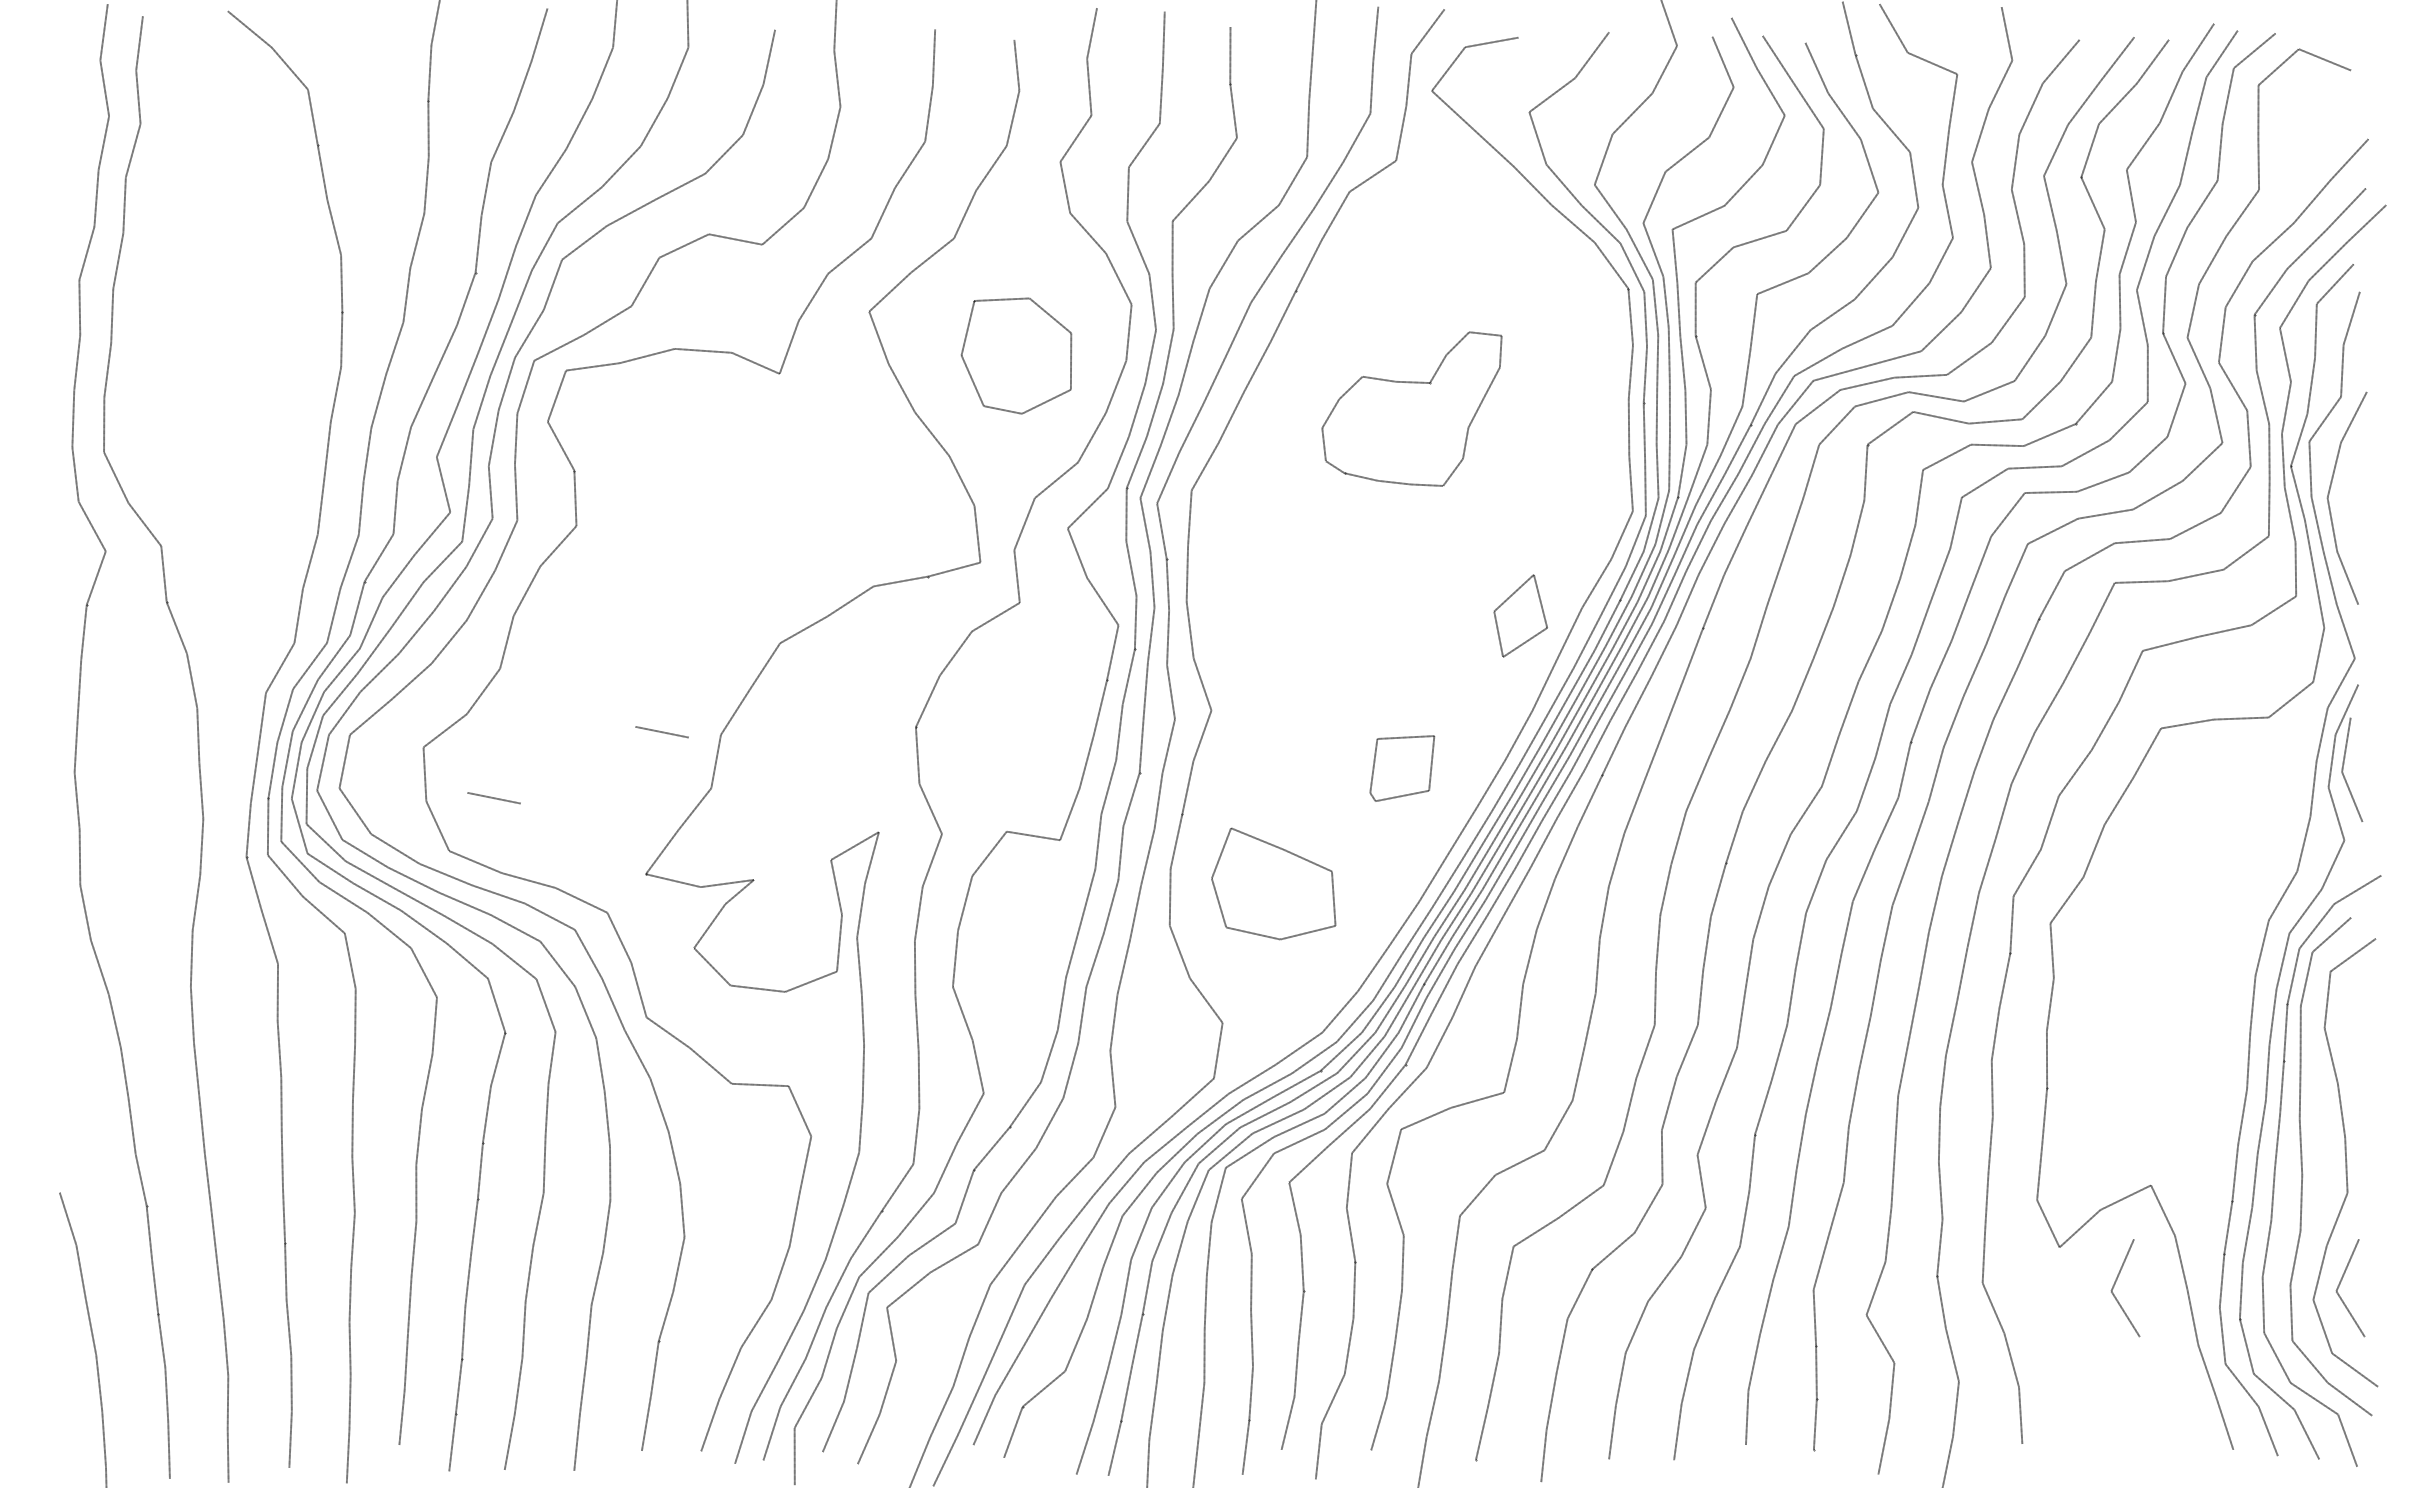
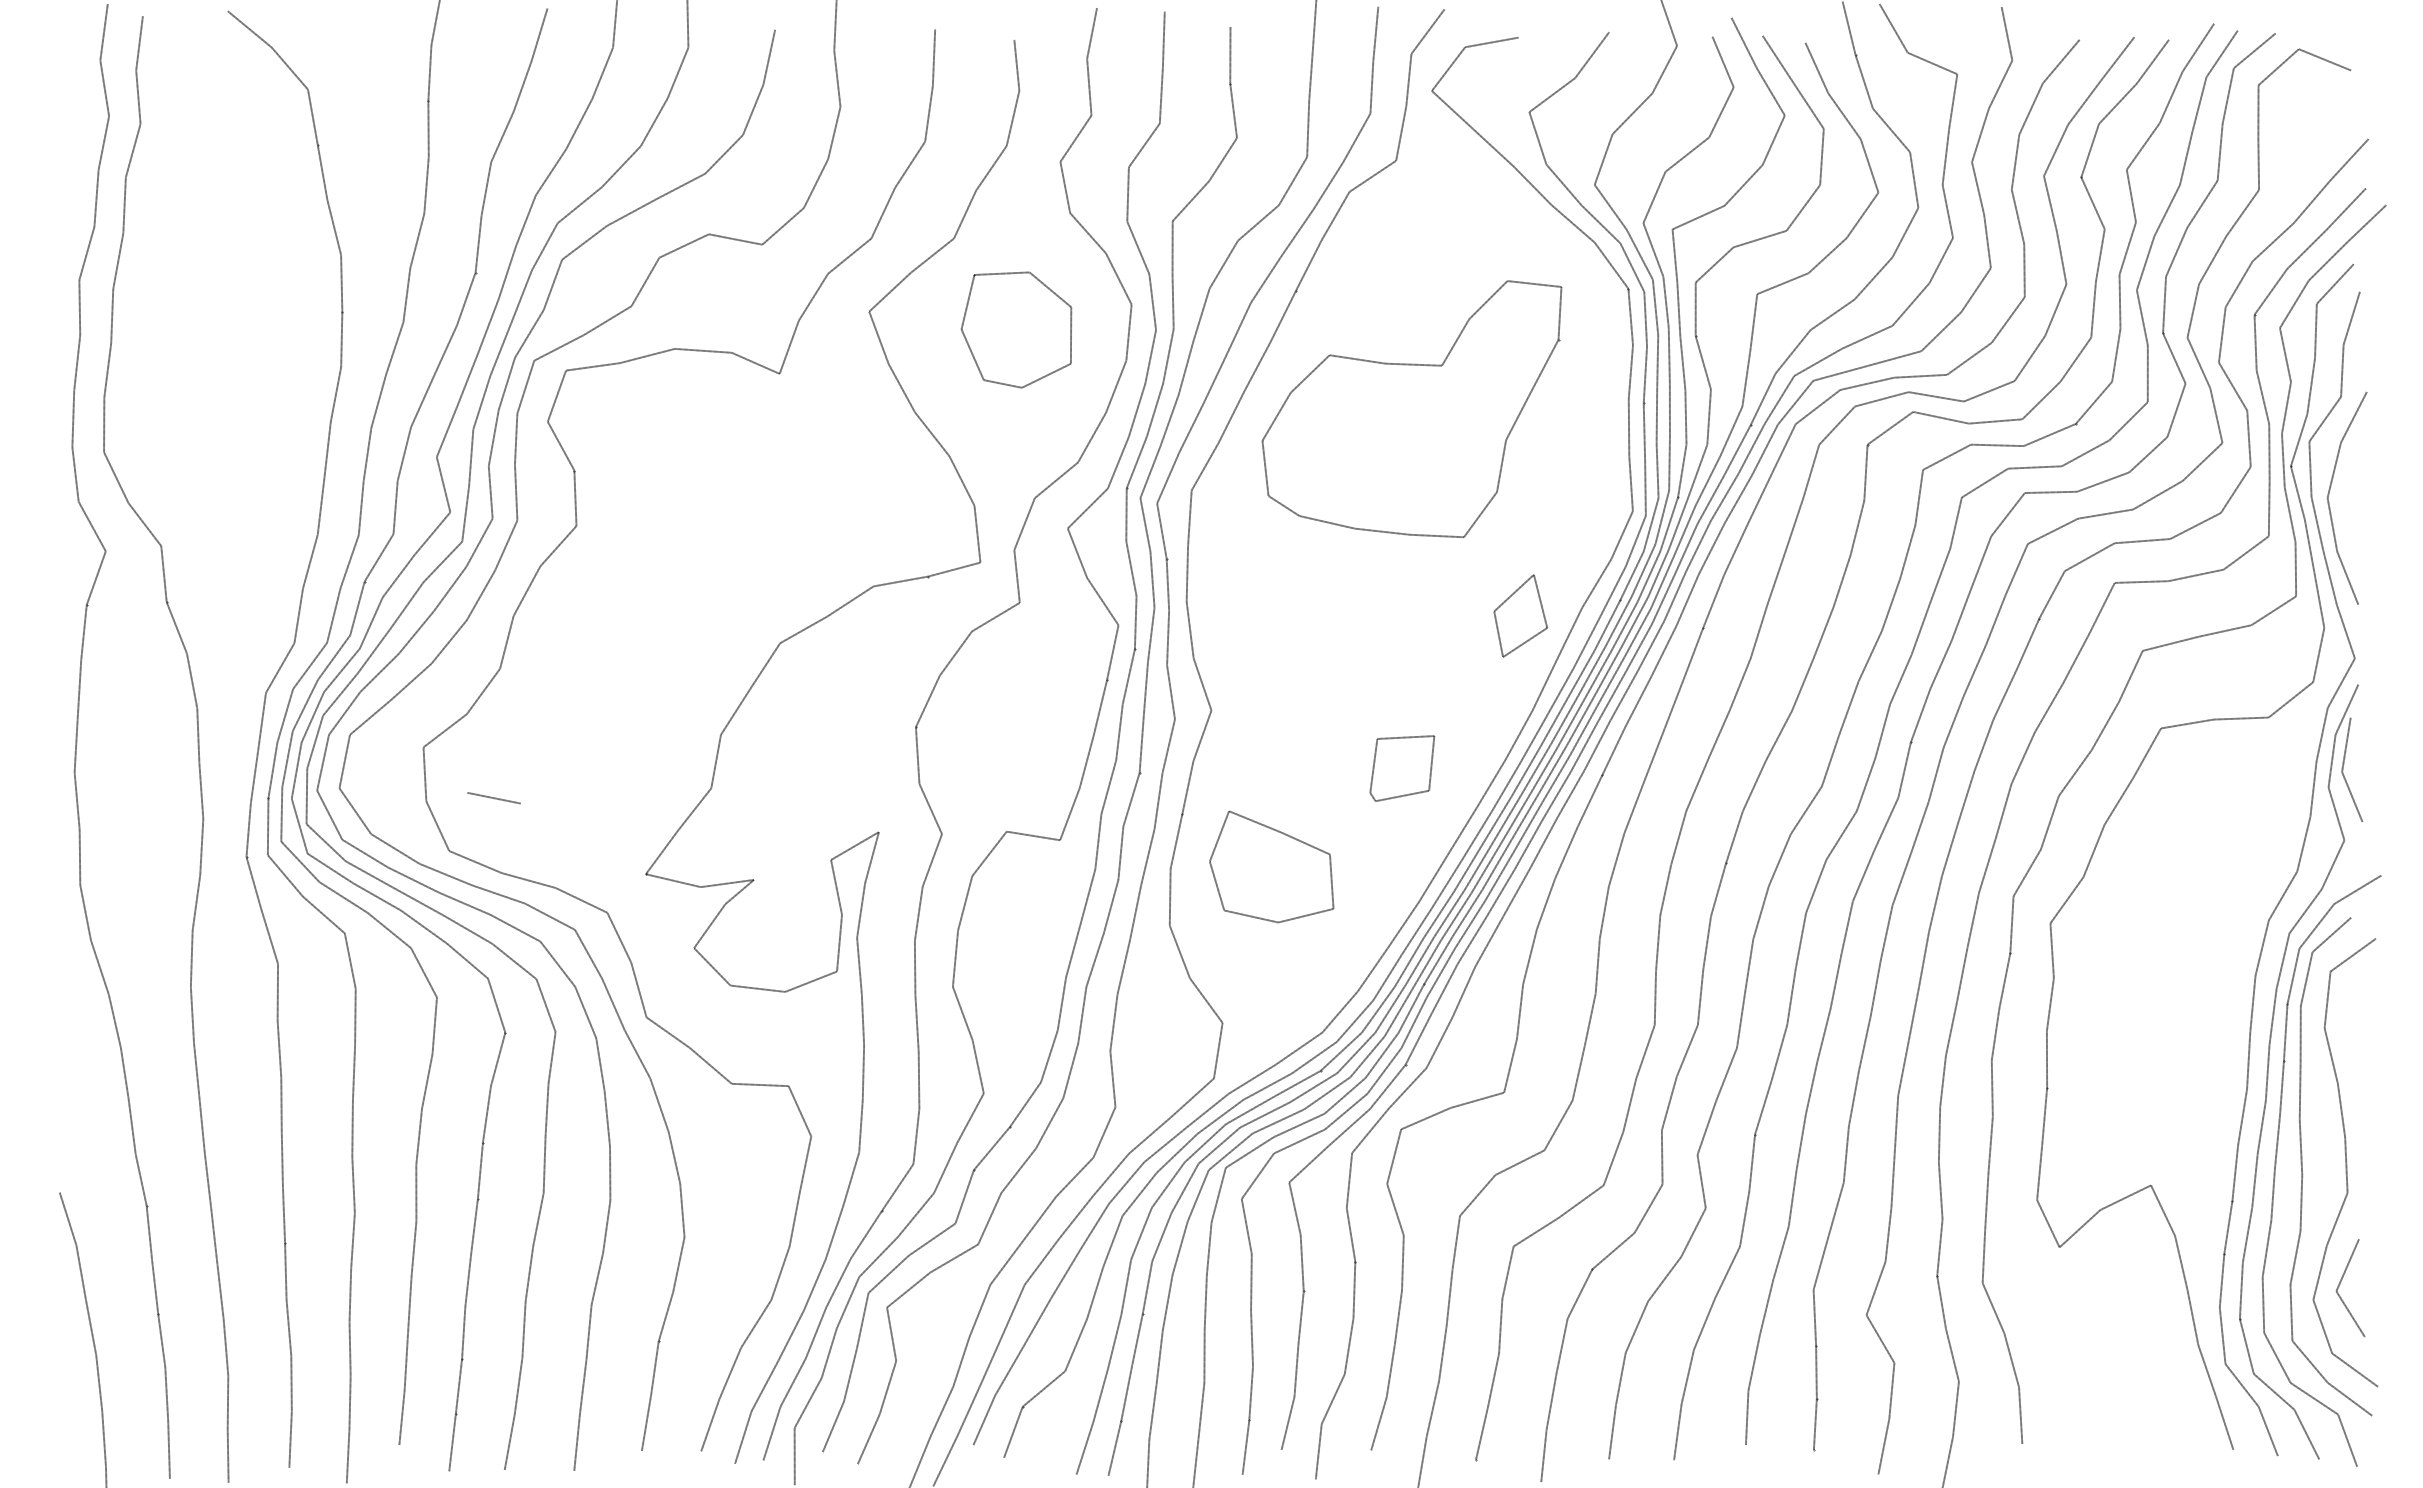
part position: (1016, 355) -> (1016, 329) (1016, 329)
part size: 182x156 px -> 302x258 px (1411, 408)
line: present -> none (661, 732)
part position: (1273, 883) -> (1271, 866) (1271, 866)
line: present -> none (2115, 1284)
